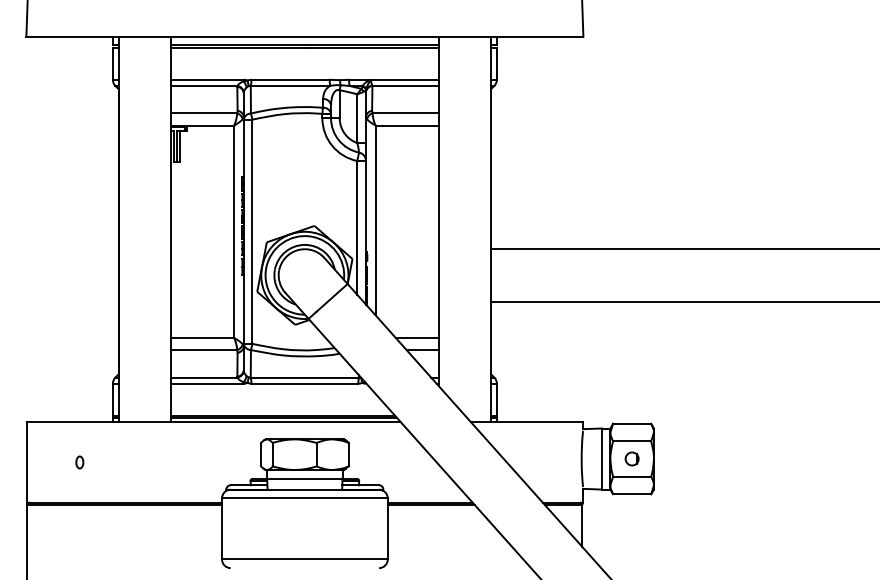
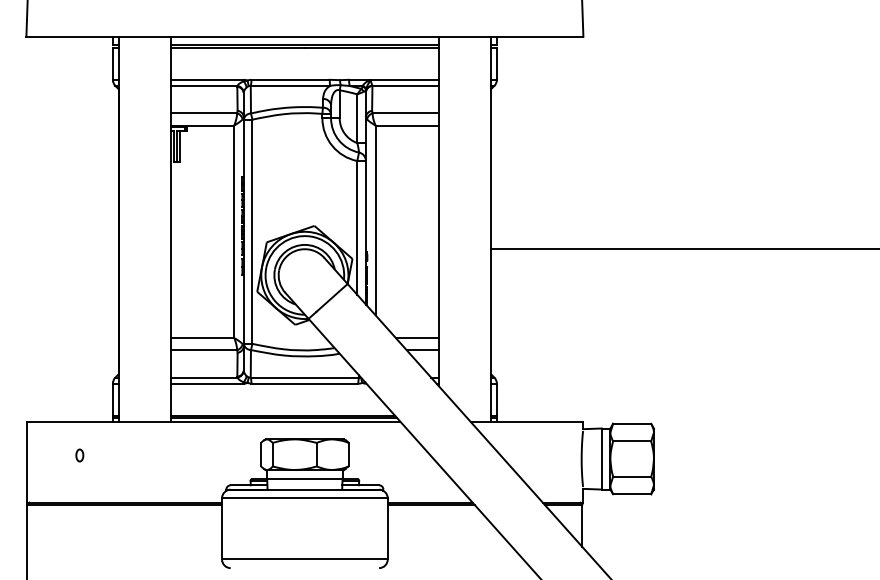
line: present -> none (683, 301)
circle: present -> none (631, 458)
part position: (79, 462) -> (79, 455) (79, 455)
